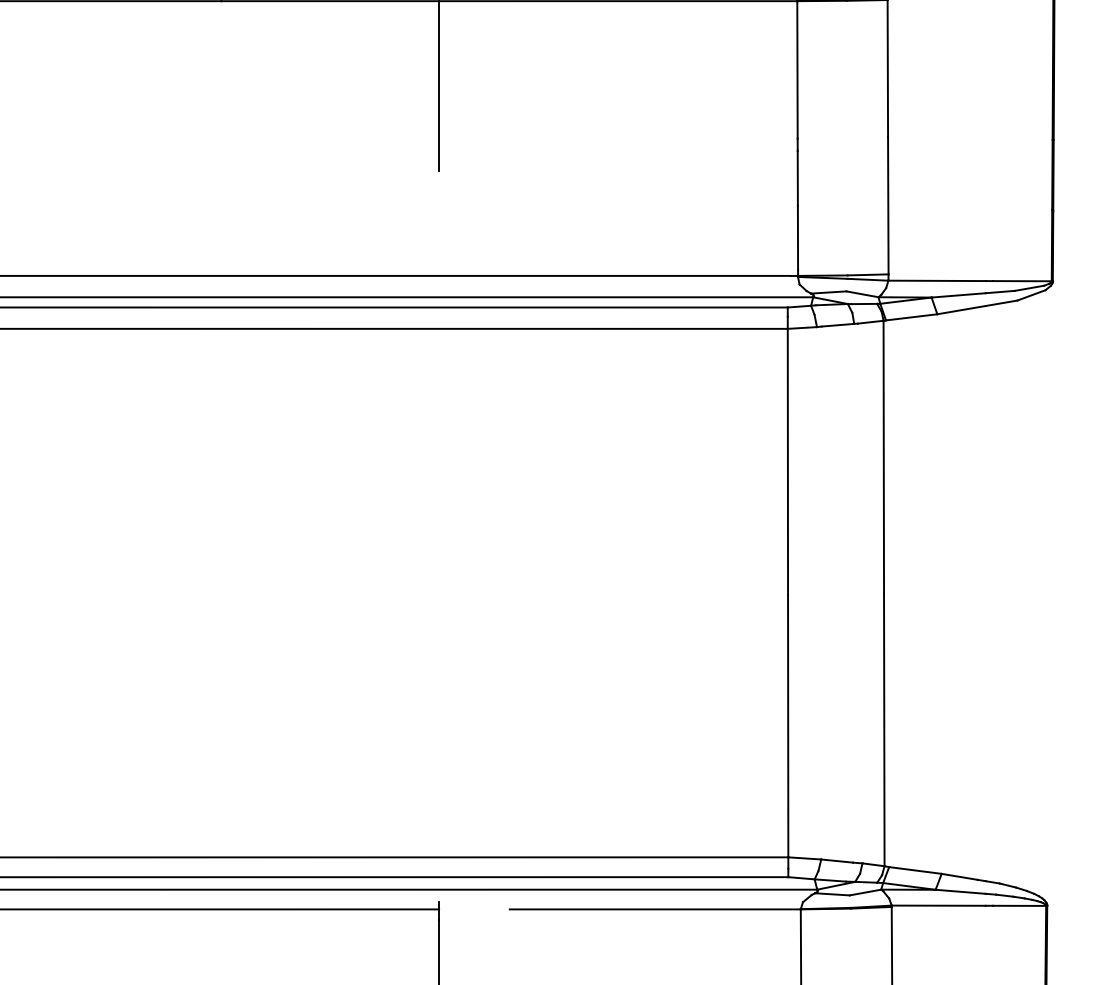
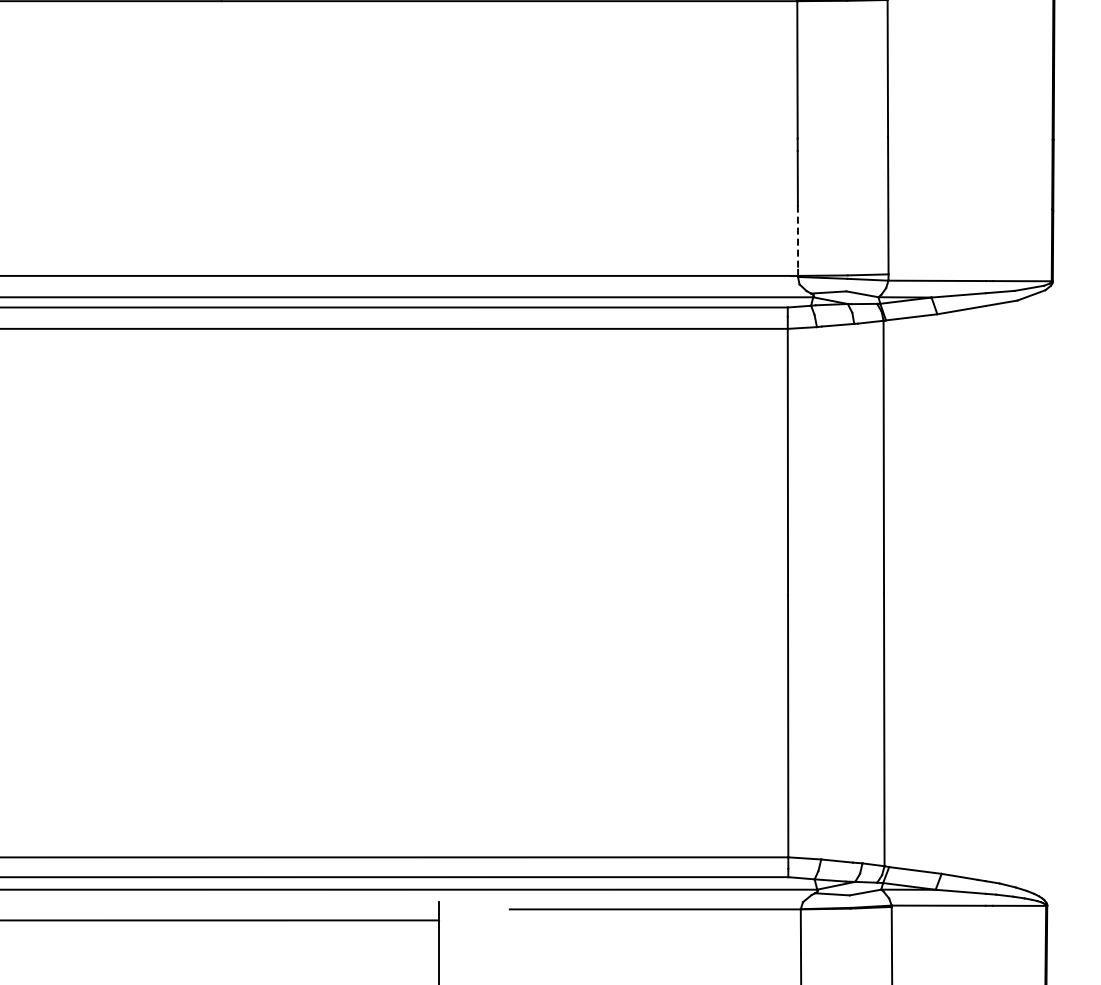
line: present -> none (439, 86)
line: solid -> dashed (797, 238)
line position: (220, 909) -> (220, 920) (220, 920)
